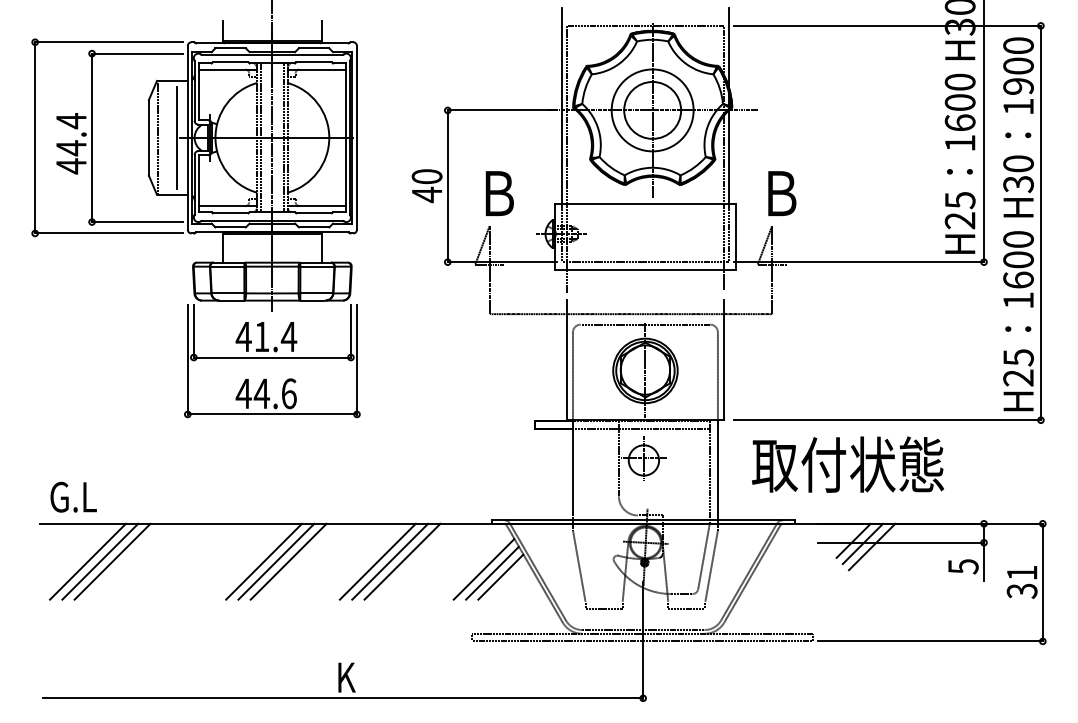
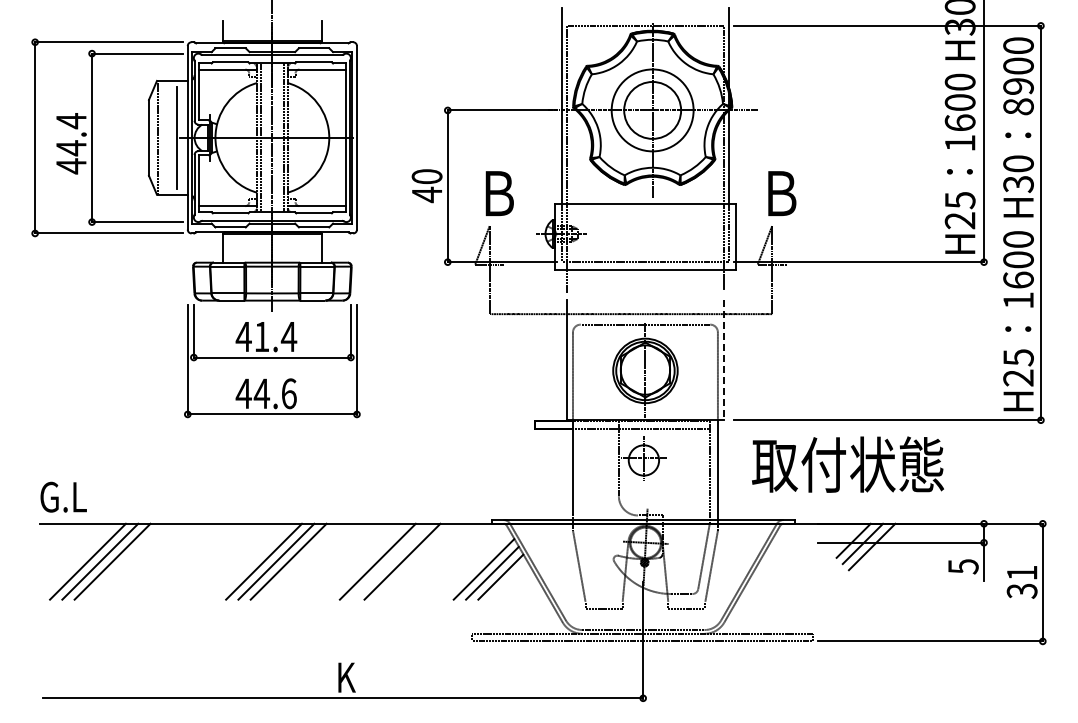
text: 1900 -> 8900 (1018, 106)
line: solid -> dashed (723, 360)
text position: (73, 496) -> (63, 496) (63, 496)
line: present -> none (390, 561)
